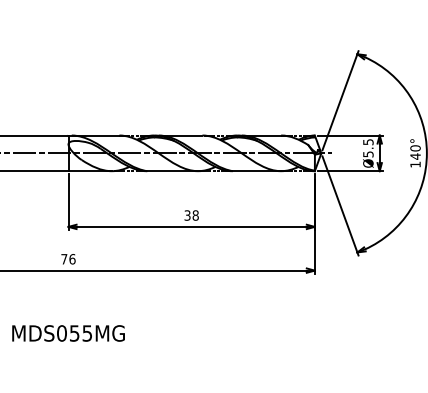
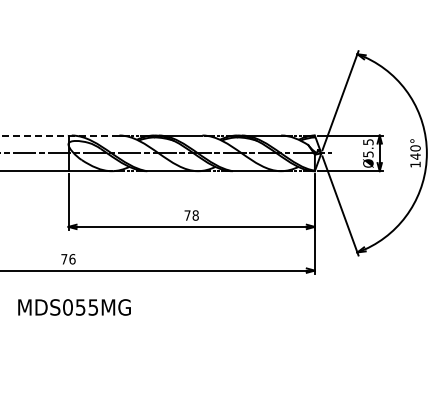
line: solid -> dashed (59, 135)
text: 38 -> 78 (187, 215)
text position: (68, 333) -> (74, 307) (74, 307)
